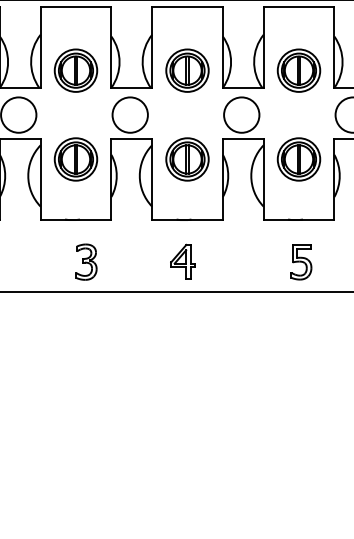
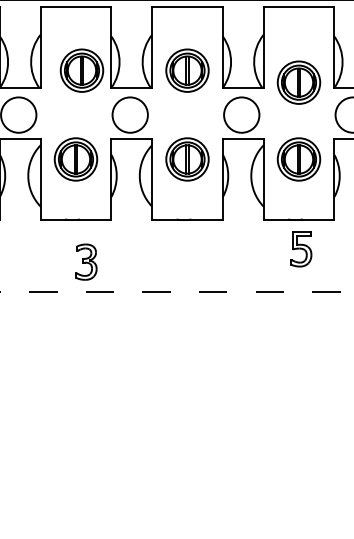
part position: (75, 70) -> (81, 70) (81, 70)
part position: (298, 70) -> (298, 82) (298, 82)
part: present -> none (182, 261)
part position: (301, 262) -> (301, 249) (301, 249)
line: solid -> dashed (176, 291)
